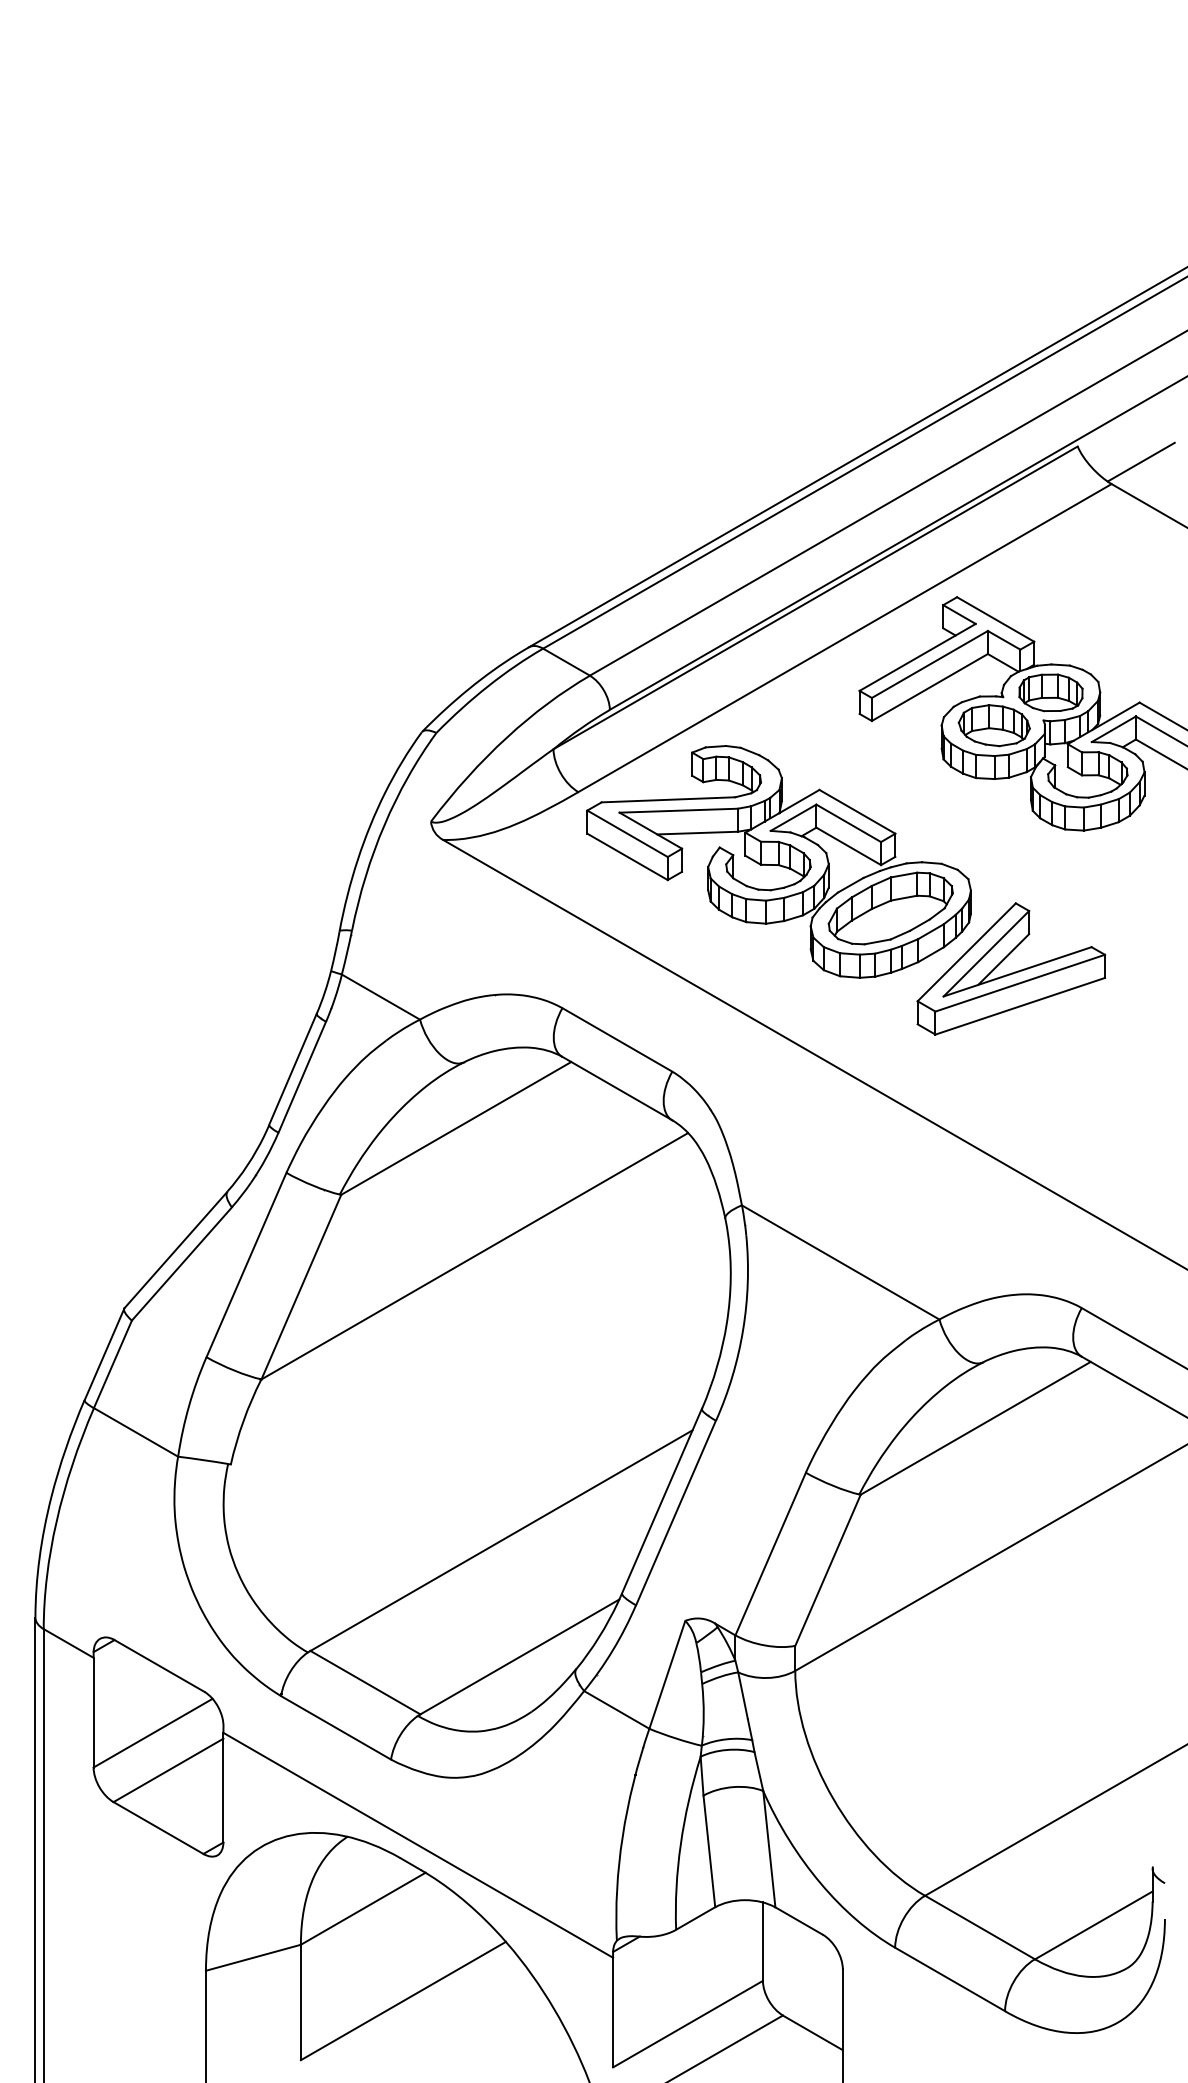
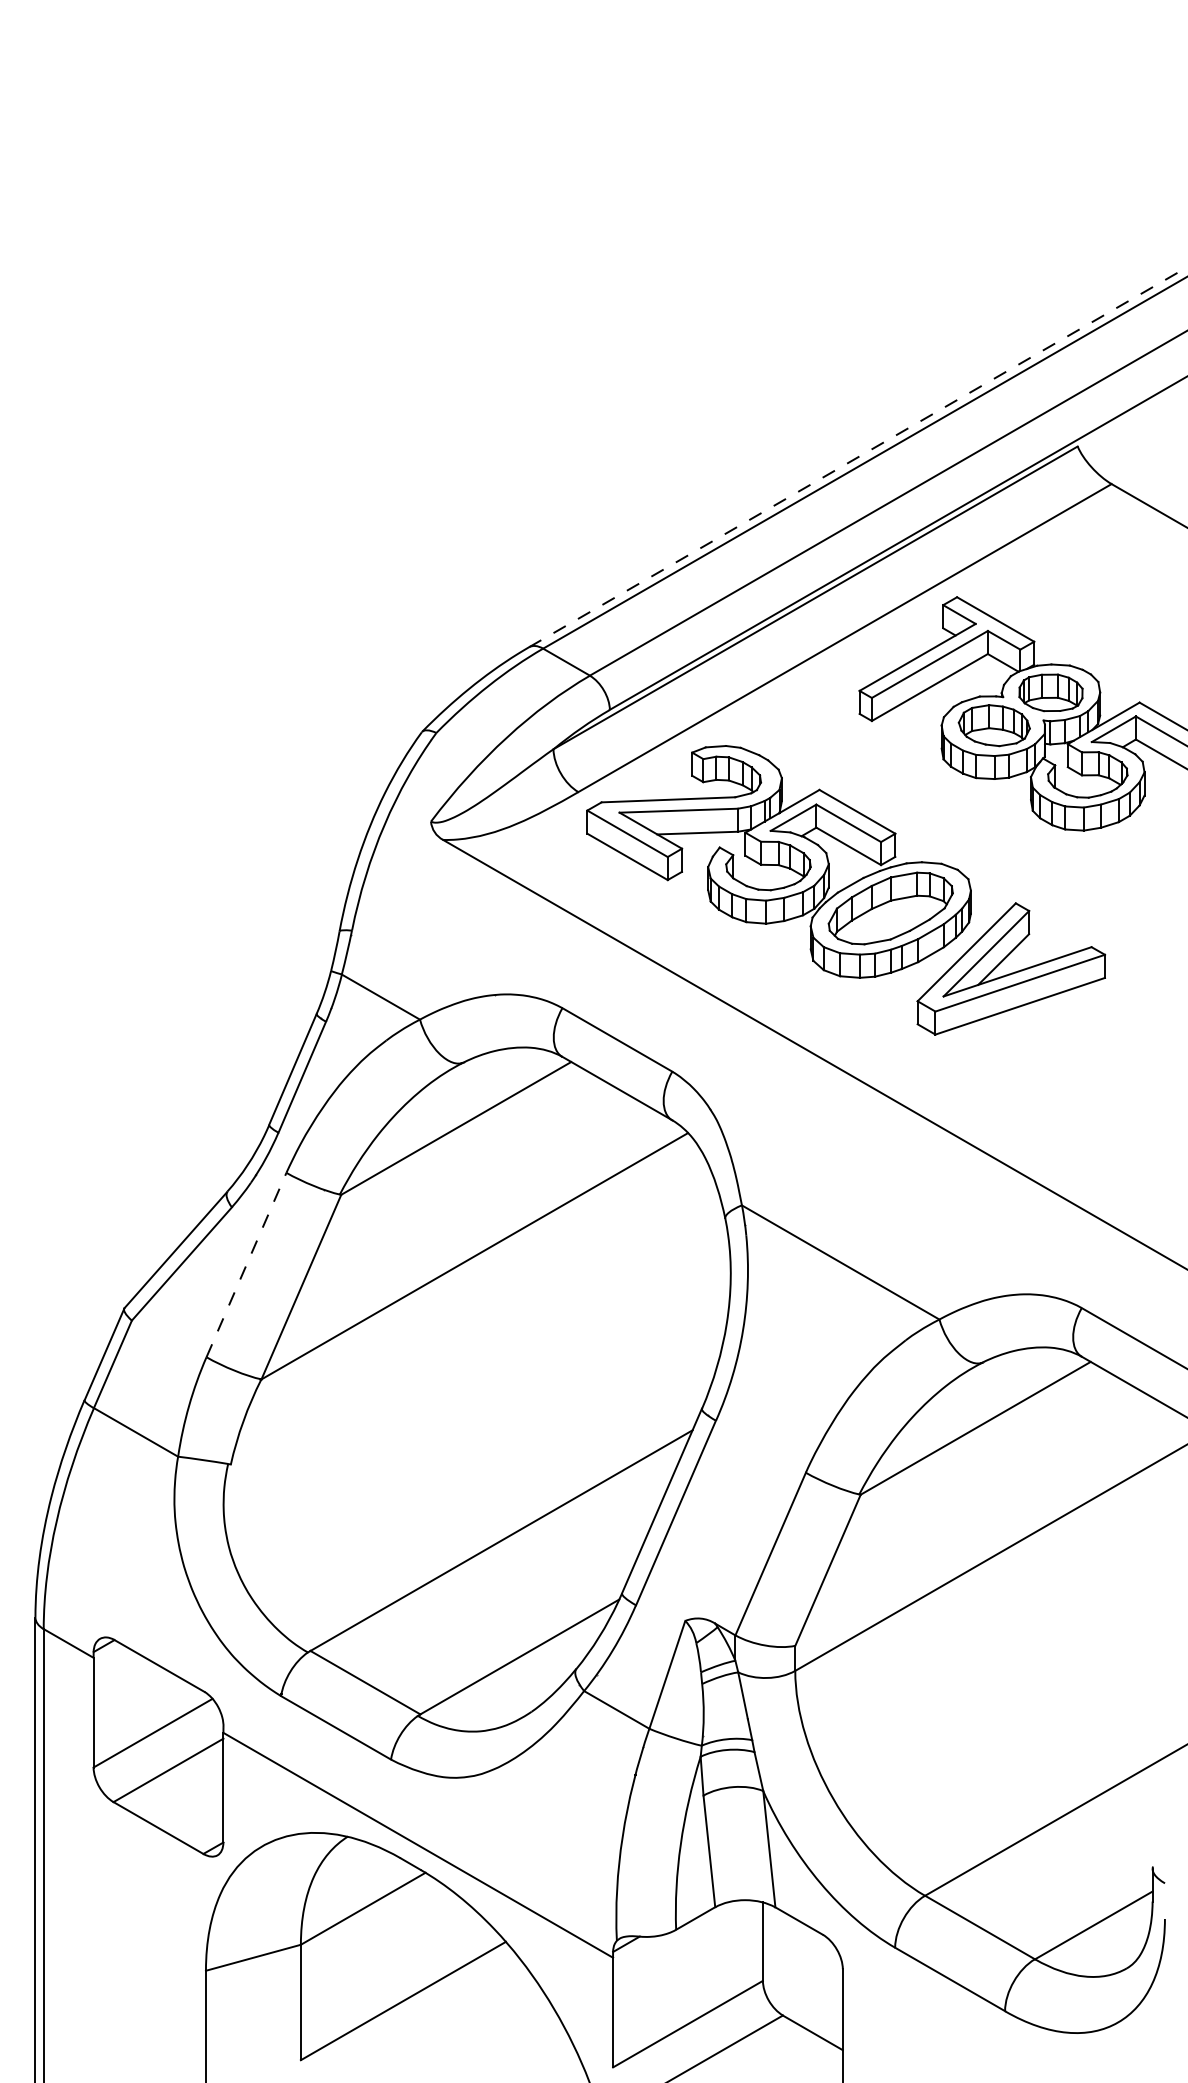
line: solid -> dashed (858, 456)
line: present -> none (1140, 461)
line: solid -> dashed (246, 1265)
